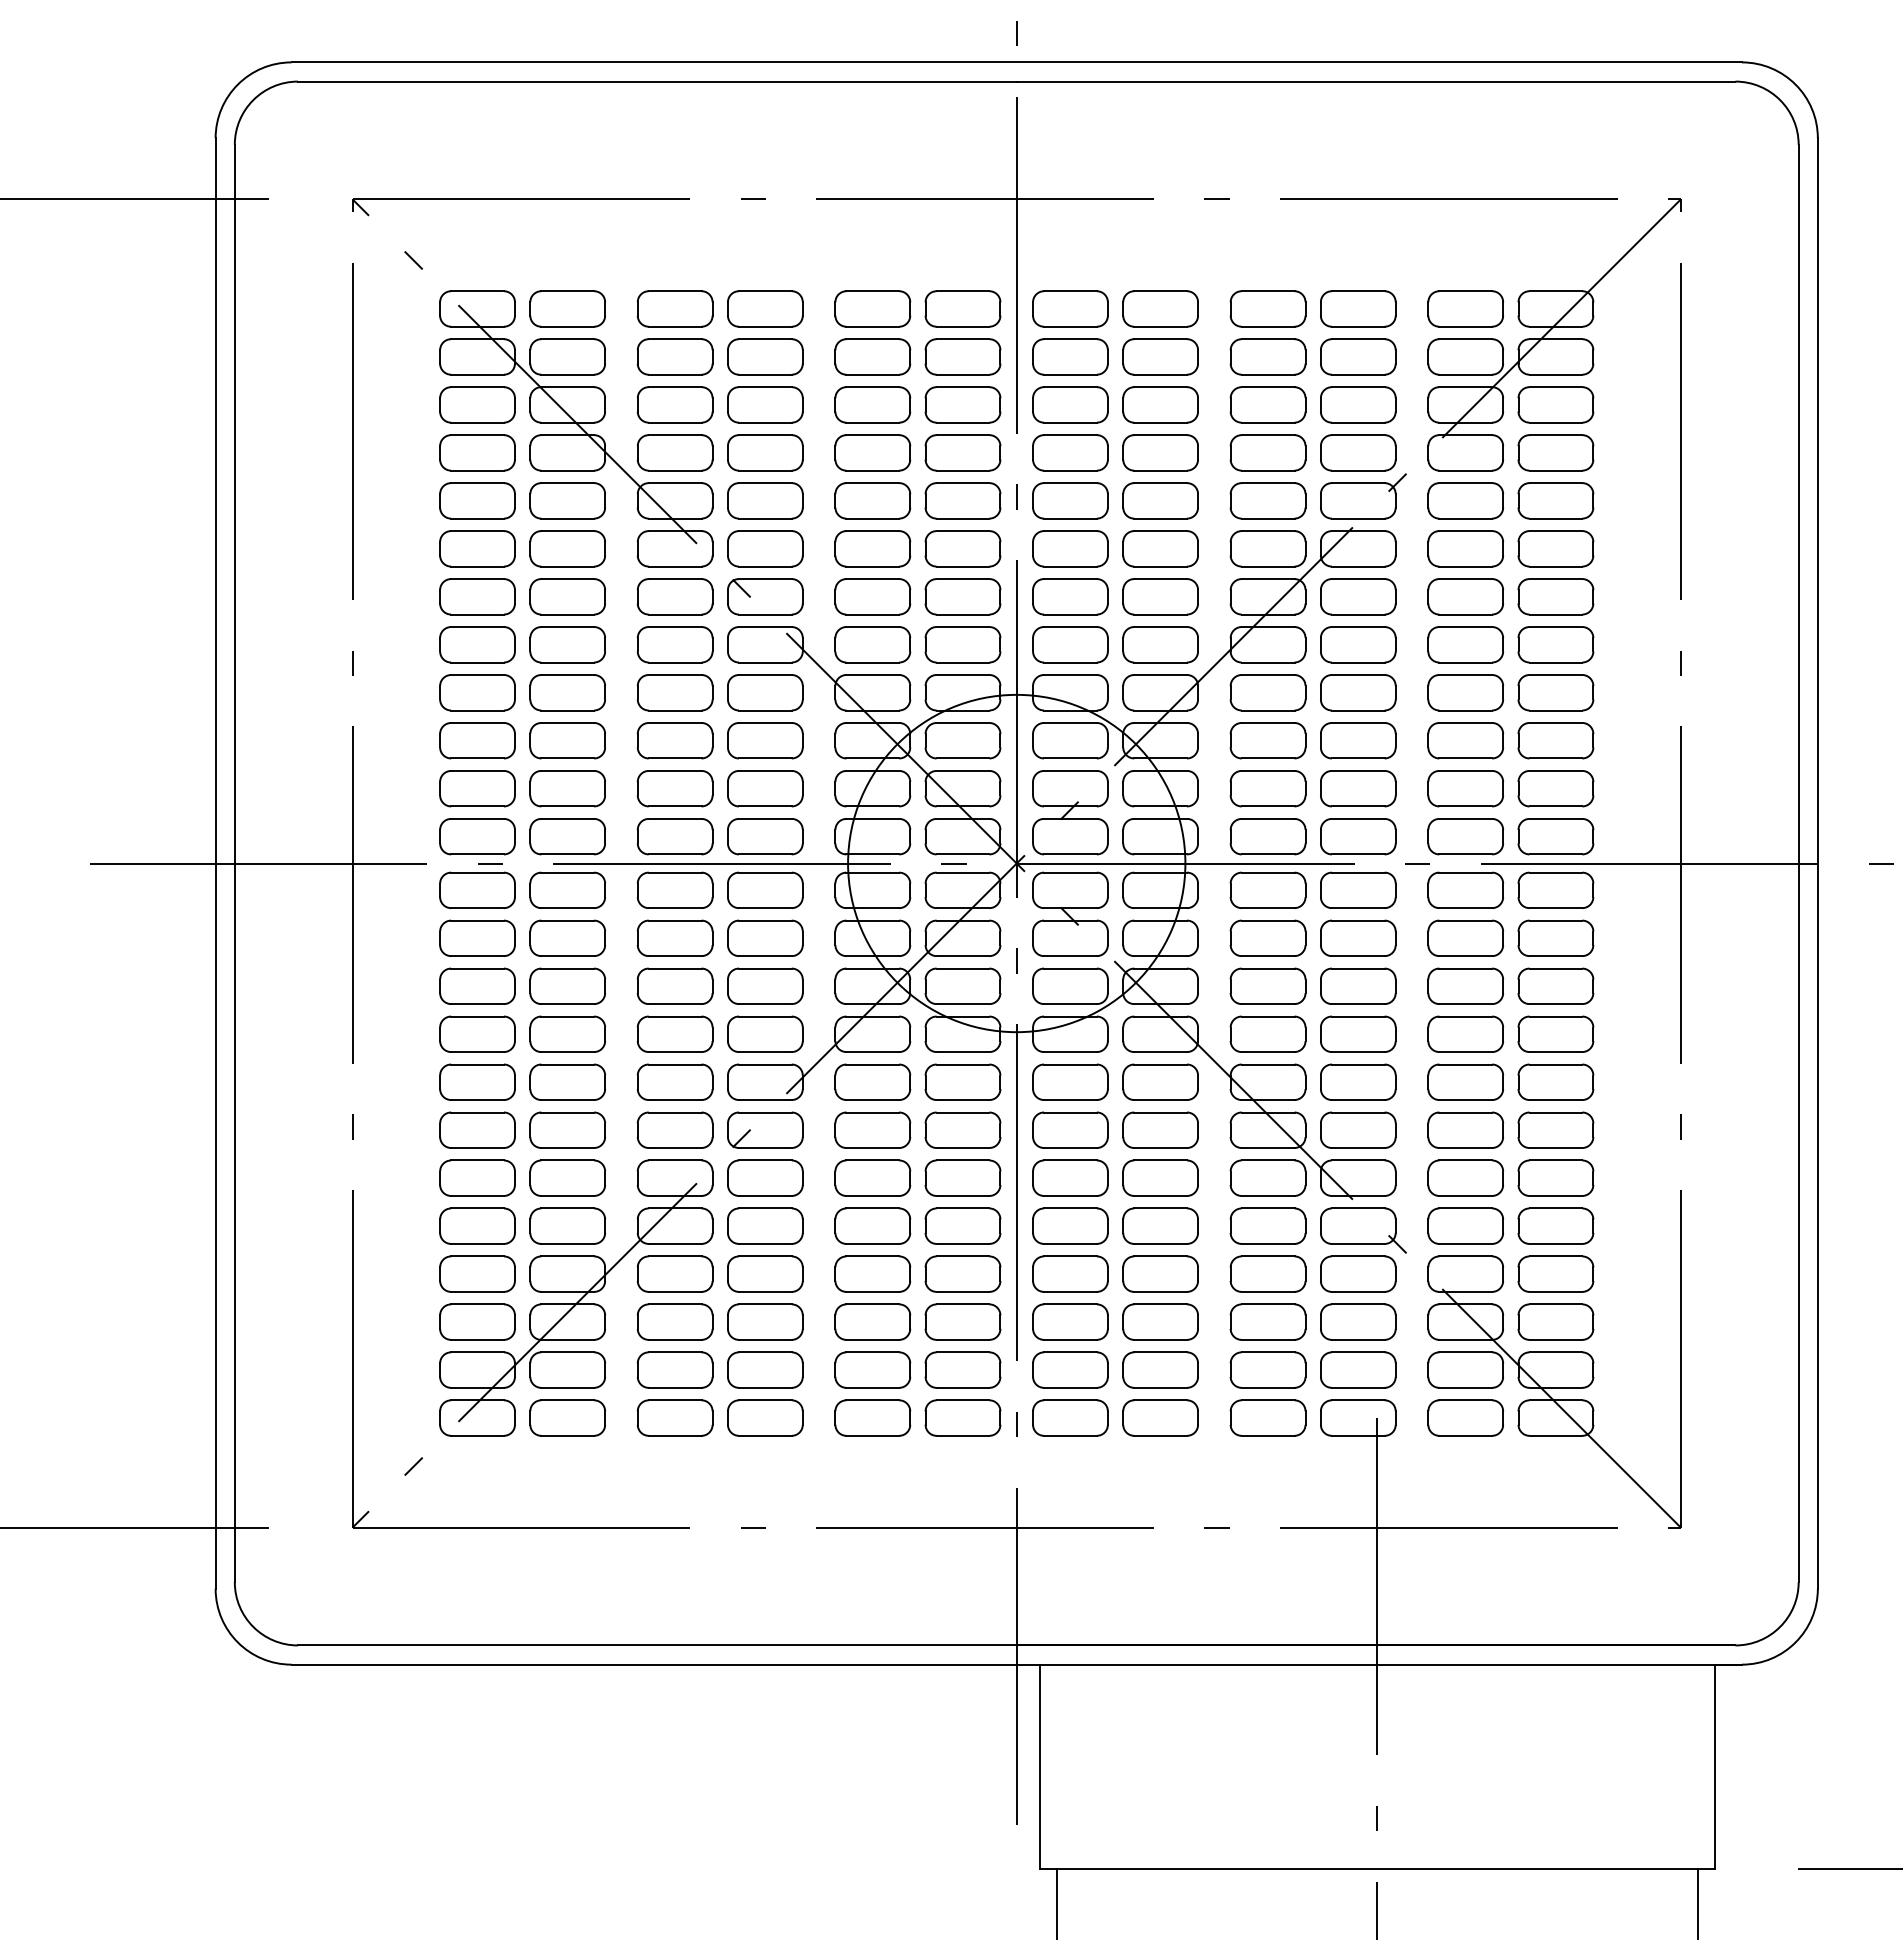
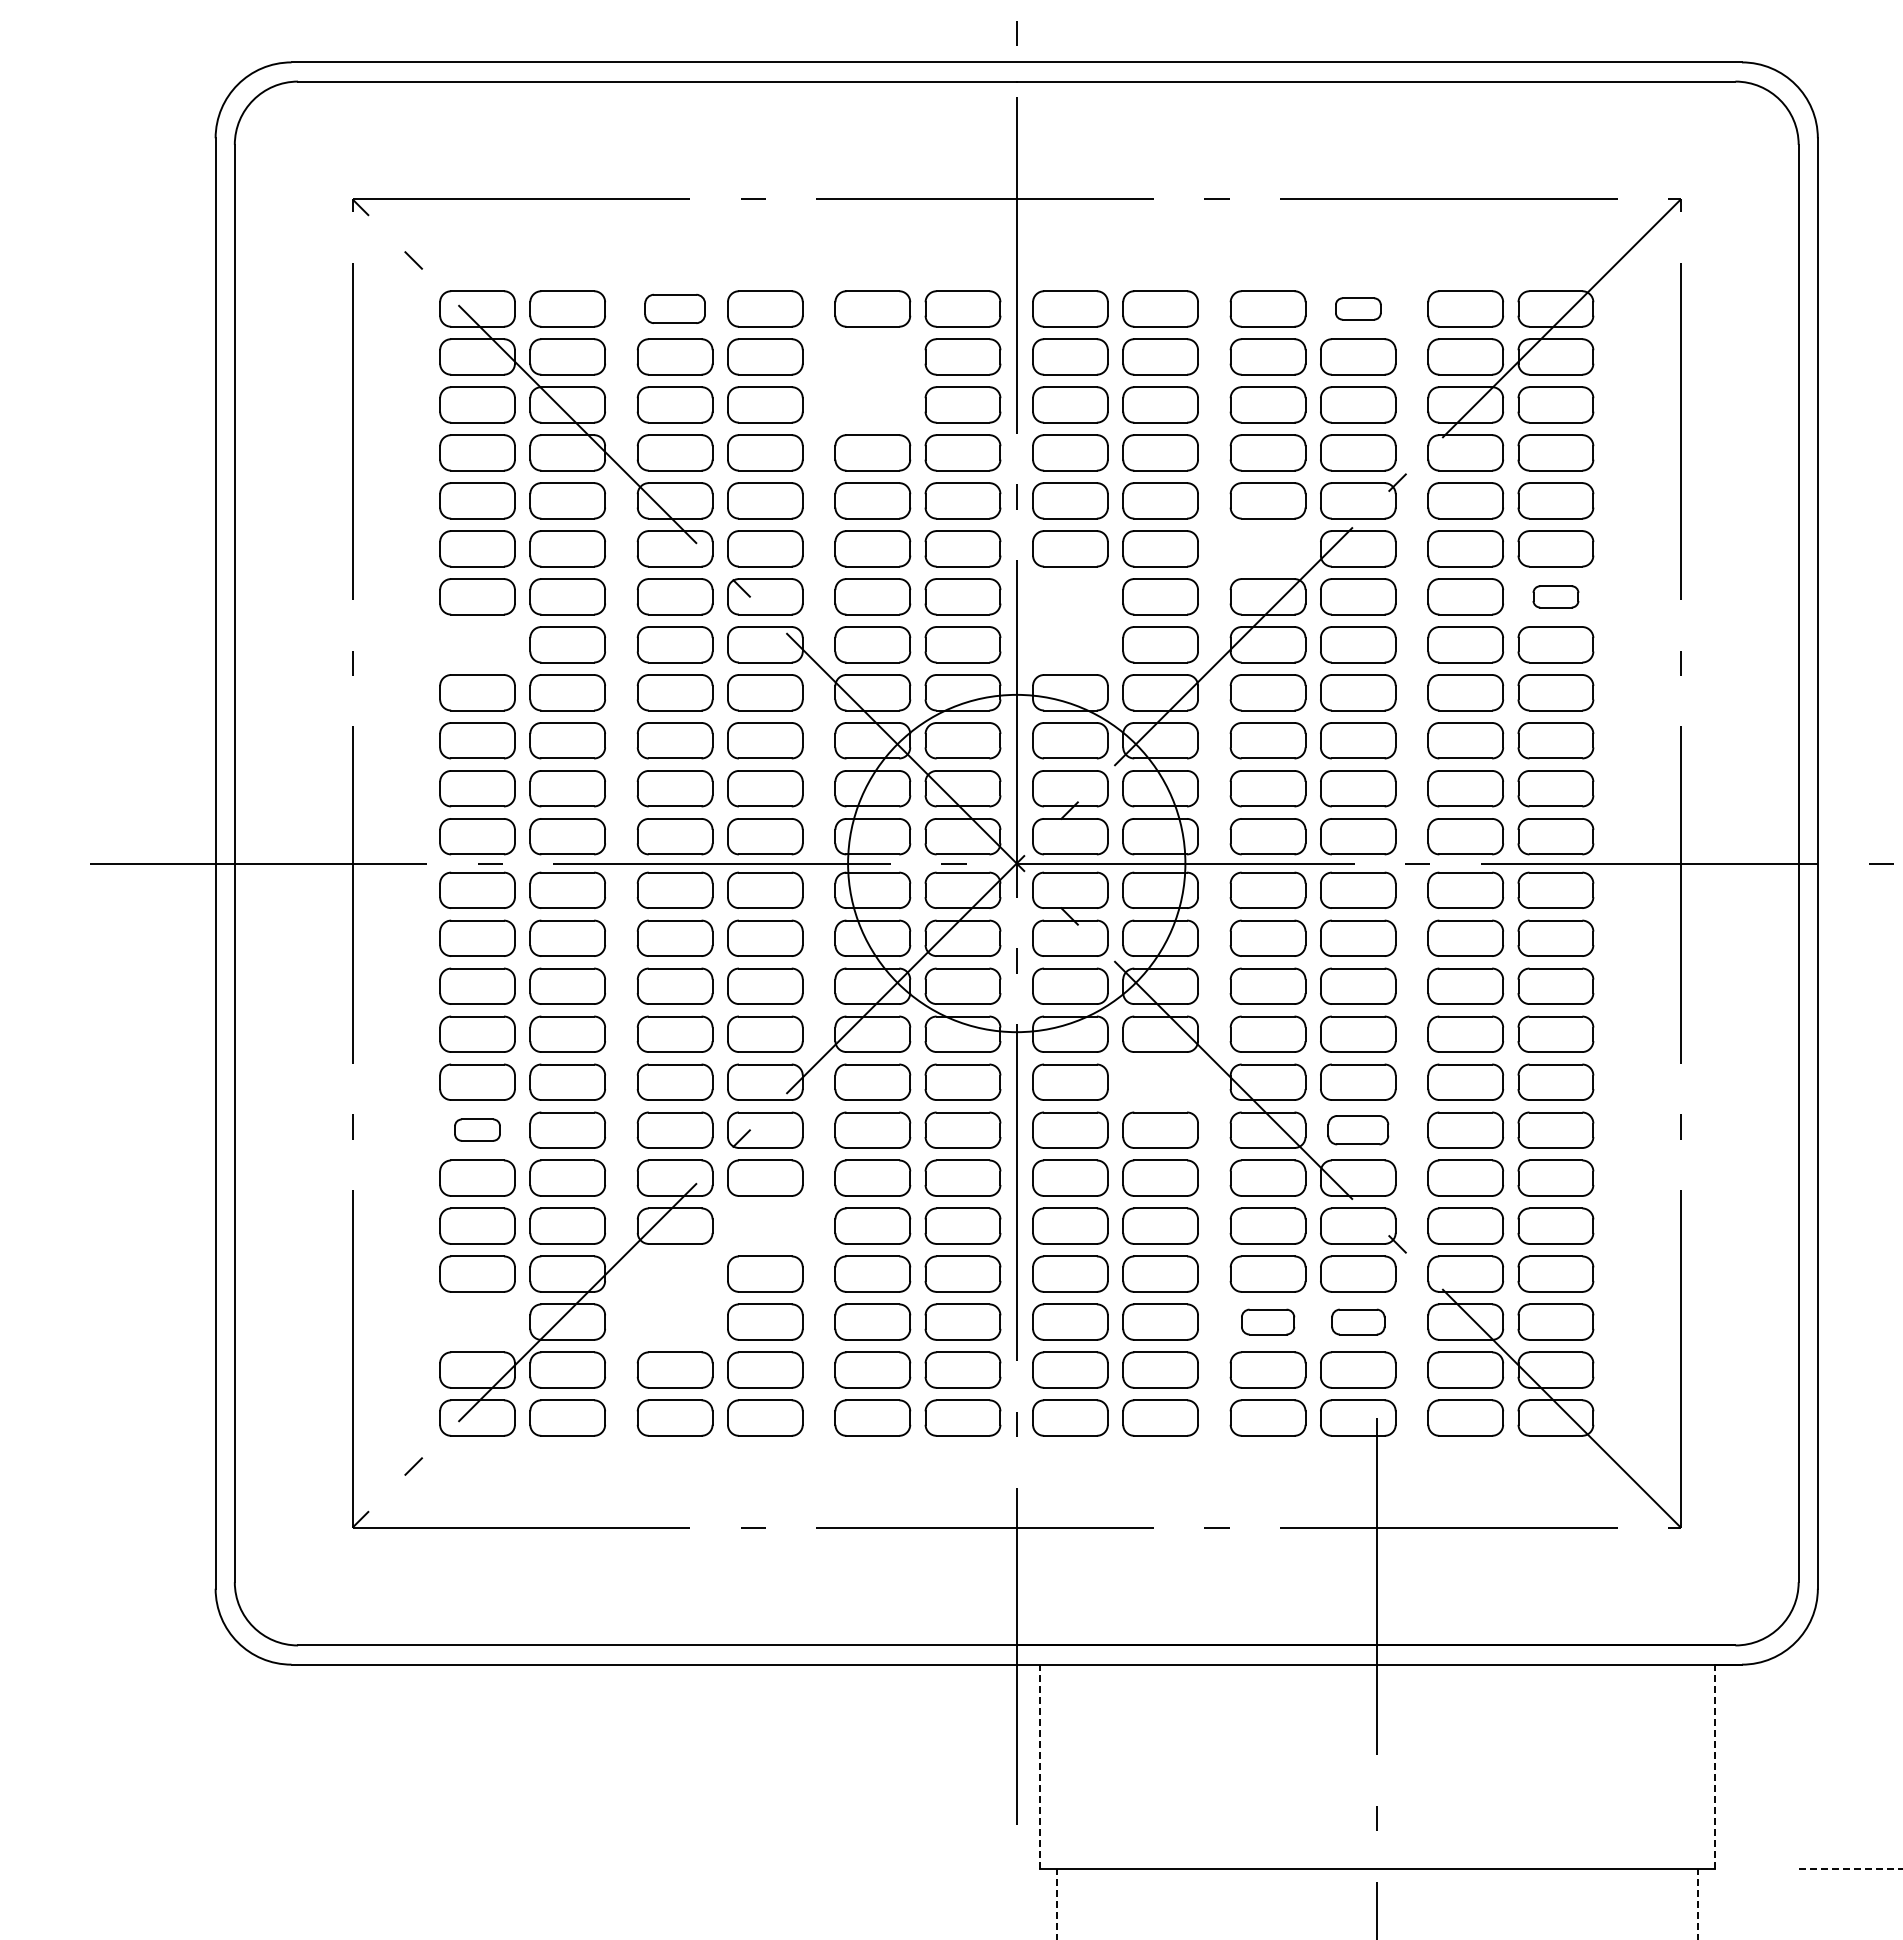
line: present -> none (135, 199)
part size: 78x38 px -> 62x31 px (674, 308)
part size: 77x38 px -> 47x24 px (1358, 308)
part: present -> none (872, 356)
part: present -> none (872, 404)
part: present -> none (1267, 548)
part: present -> none (1070, 596)
part size: 78x38 px -> 48x24 px (1555, 596)
part: present -> none (477, 644)
part: present -> none (1070, 644)
part: present -> none (1160, 1081)
part size: 77x38 px -> 47x24 px (477, 1129)
part size: 77x38 px -> 63x31 px (1358, 1130)
part: present -> none (765, 1225)
part: present -> none (674, 1273)
part: present -> none (477, 1321)
part: present -> none (674, 1321)
part size: 78x38 px -> 55x28 px (1268, 1321)
part size: 77x38 px -> 55x28 px (1358, 1321)
line: present -> none (135, 1527)
line: solid -> dashed (1039, 1766)
line: solid -> dashed (1714, 1766)
line: solid -> dashed (1850, 1869)
line: solid -> dashed (1056, 1904)
line: solid -> dashed (1697, 1904)
